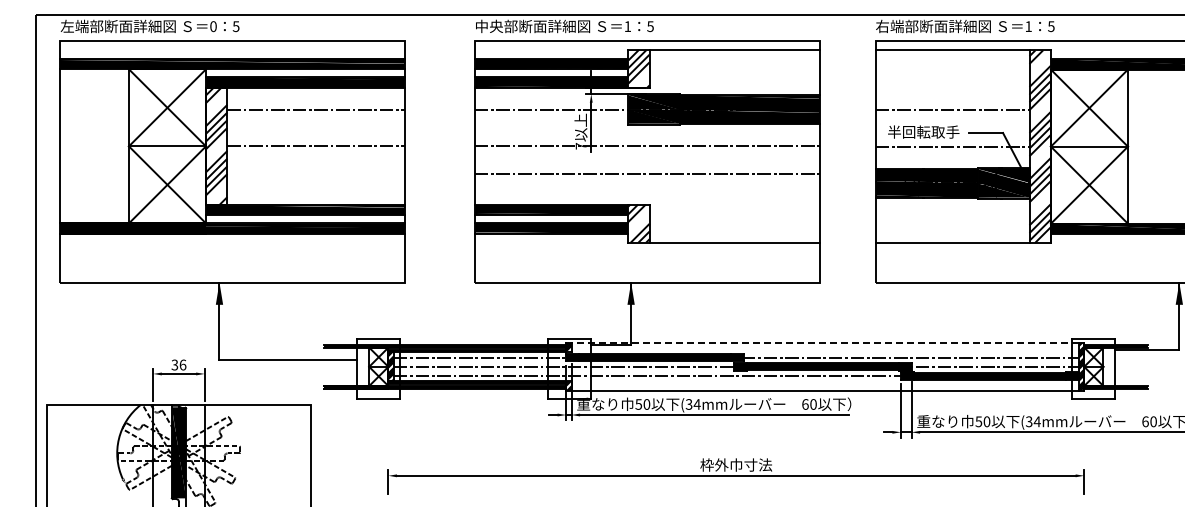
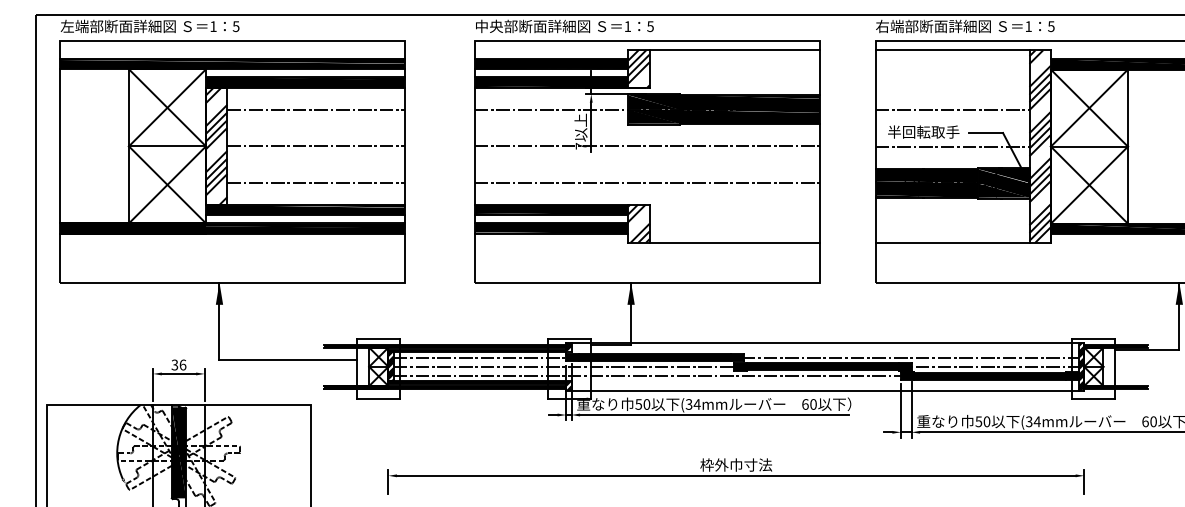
text: 0 -> 1 (213, 26)
line position: (646, 174) -> (646, 183) (646, 183)
line: none -> present (316, 183)
line: dashed -> solid (825, 342)
